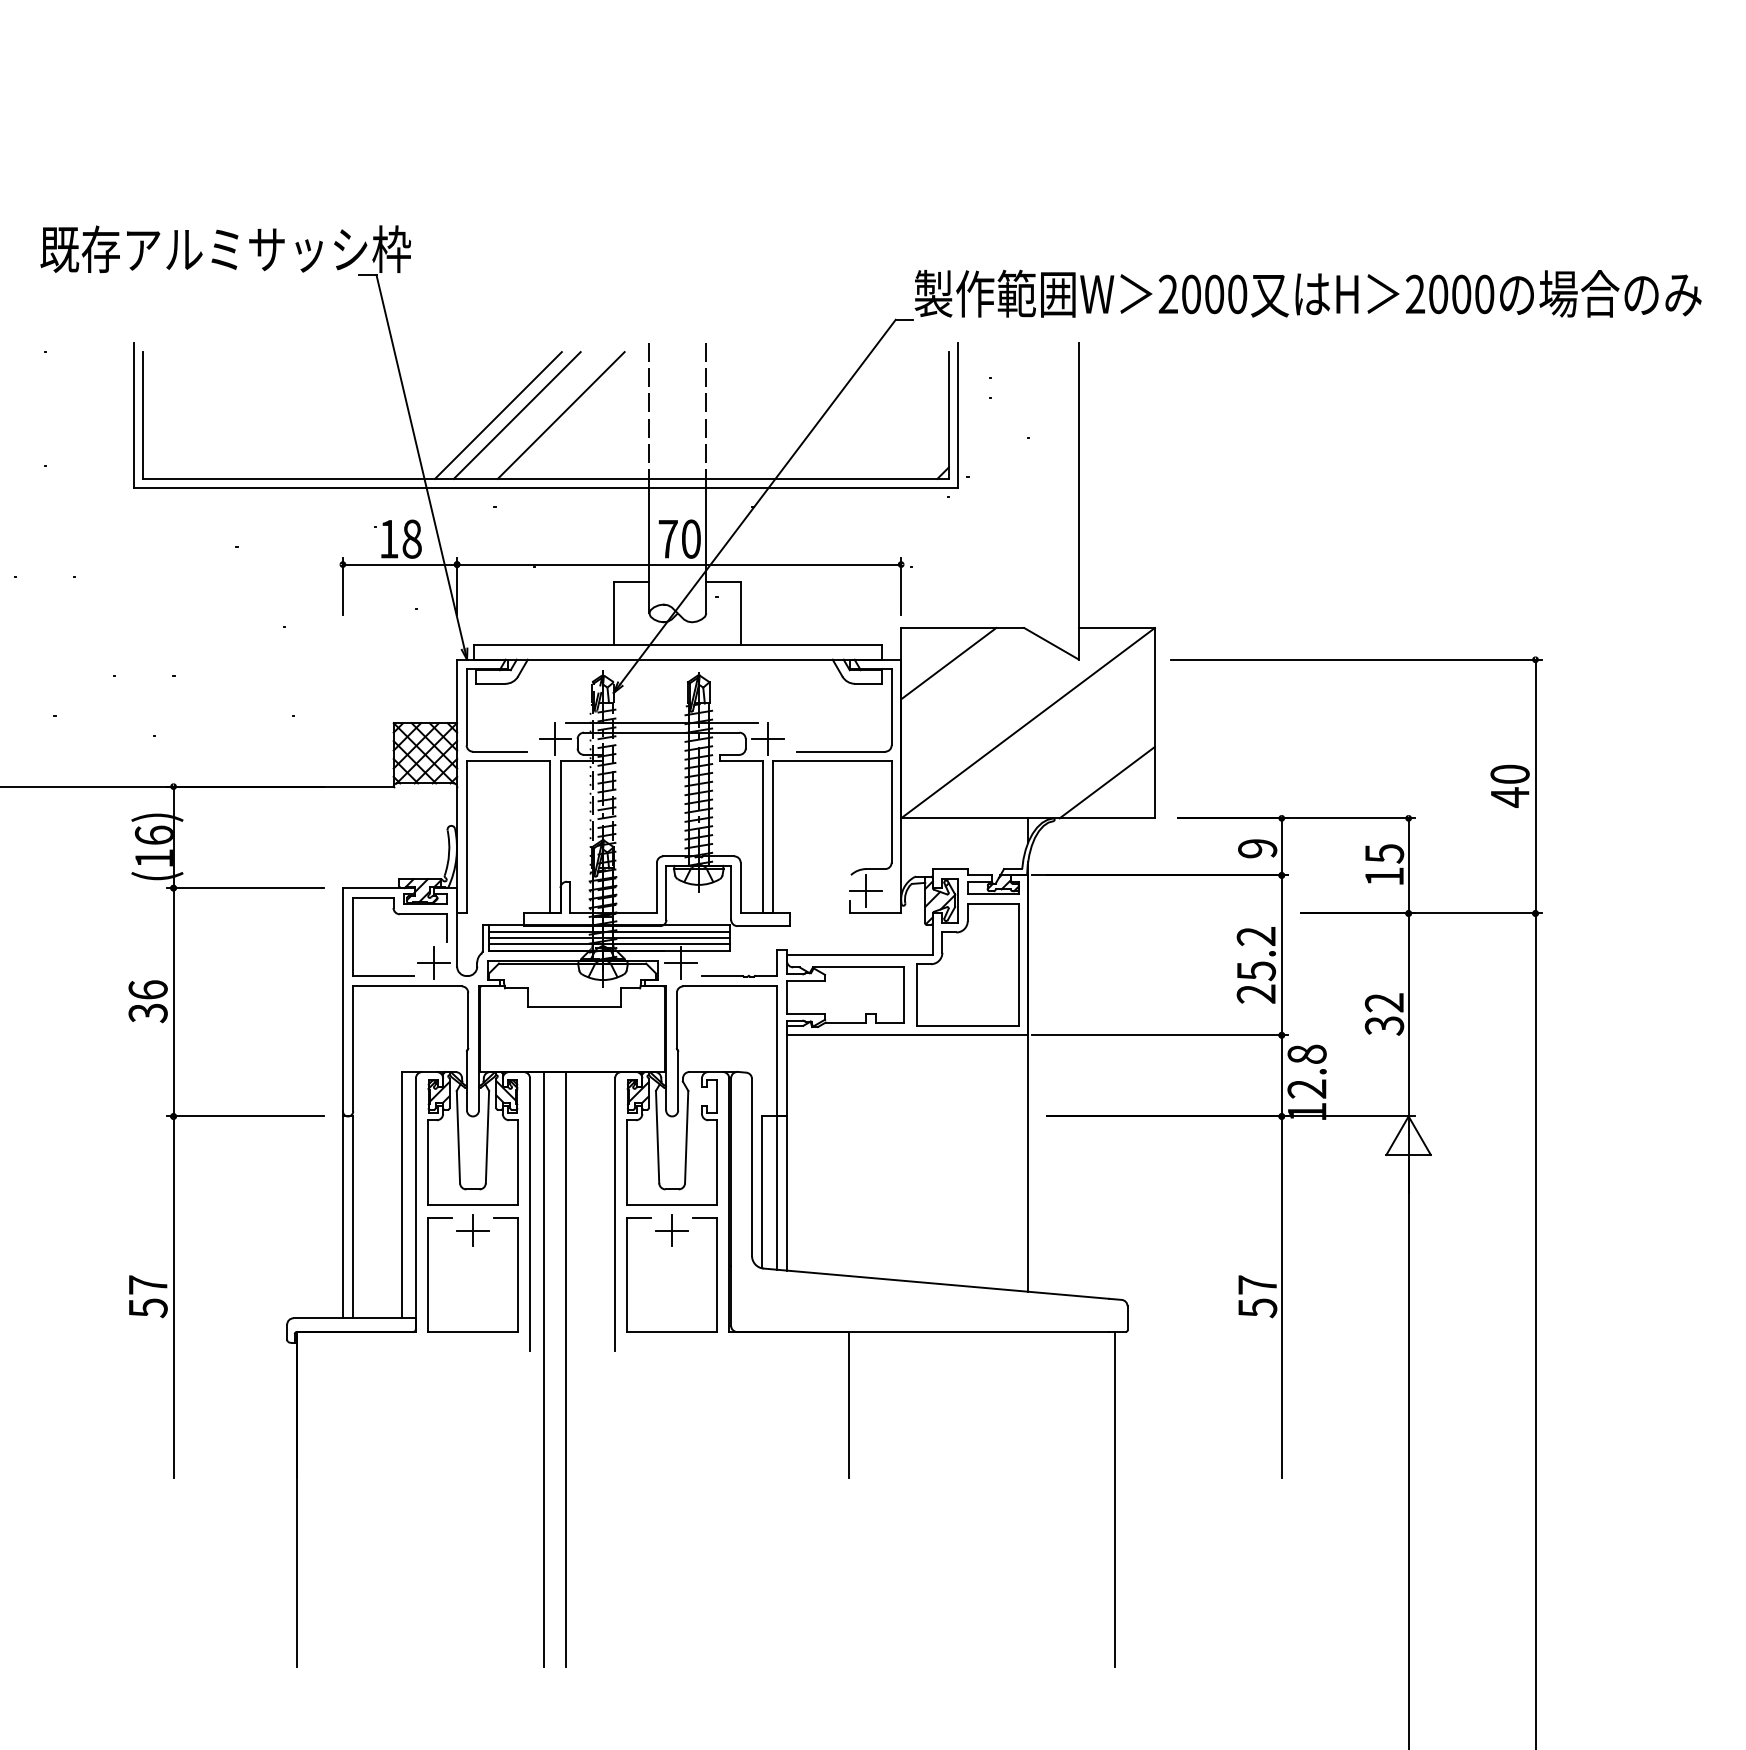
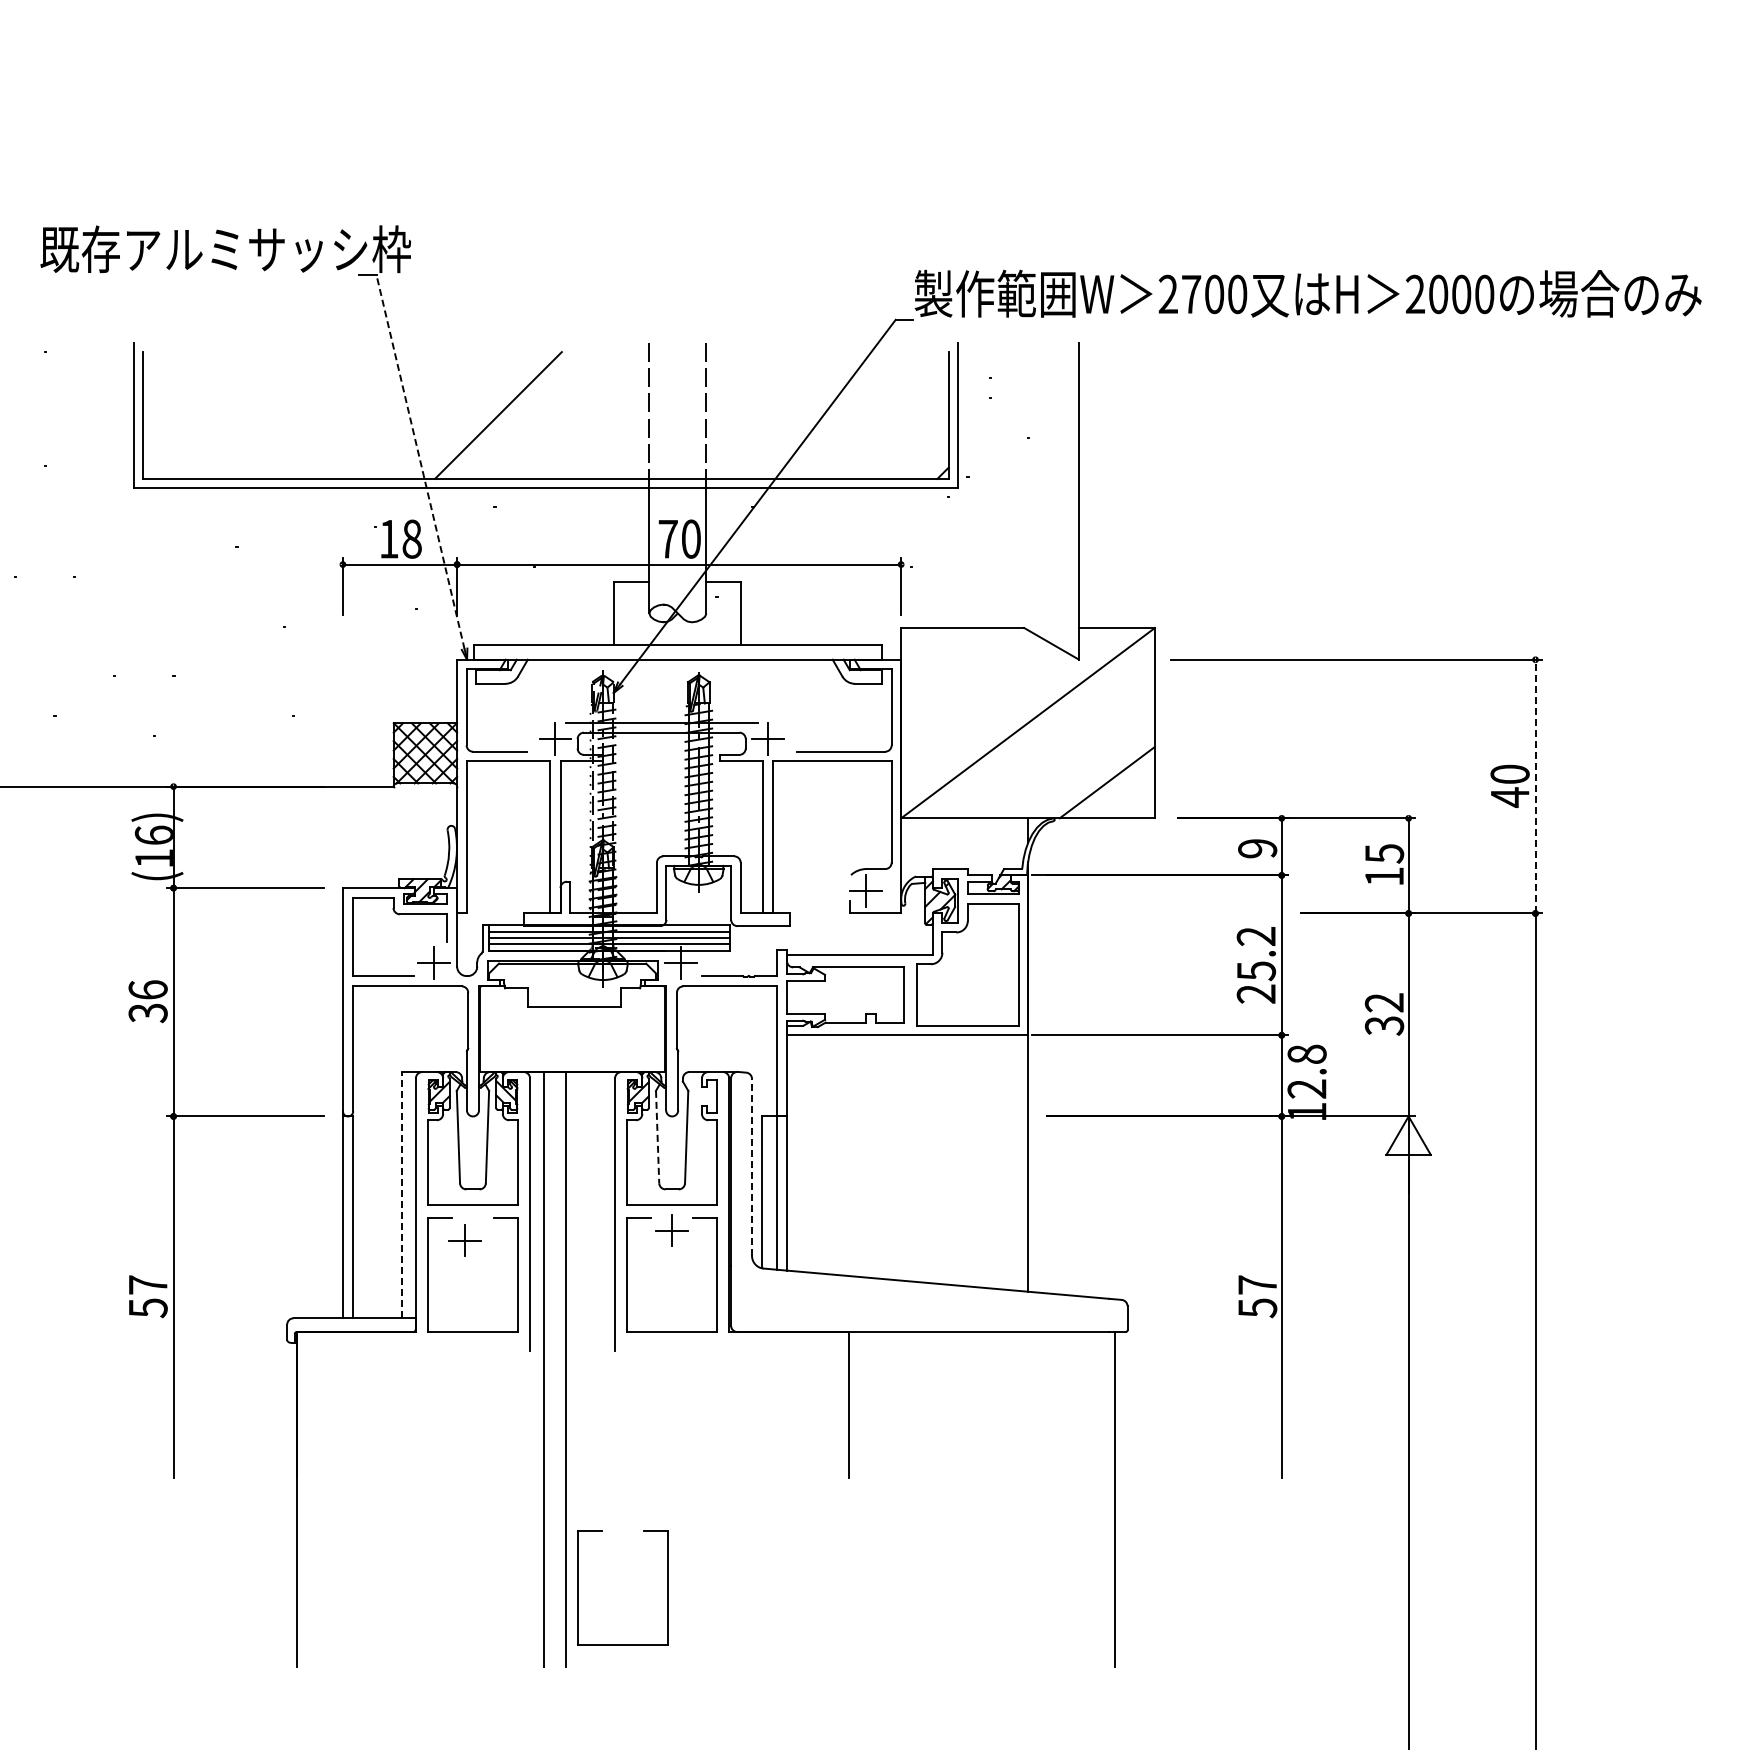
text: 2000 -> 2700 (1191, 294)
line: present -> none (516, 415)
line: present -> none (560, 415)
line: solid -> dashed (420, 461)
line: present -> none (948, 663)
line: solid -> dashed (1535, 786)
line: solid -> dashed (657, 1137)
line: solid -> dashed (752, 1166)
line: solid -> dashed (401, 1194)
part position: (472, 1230) -> (464, 1240) (464, 1240)
part: none -> present (578, 1587)
